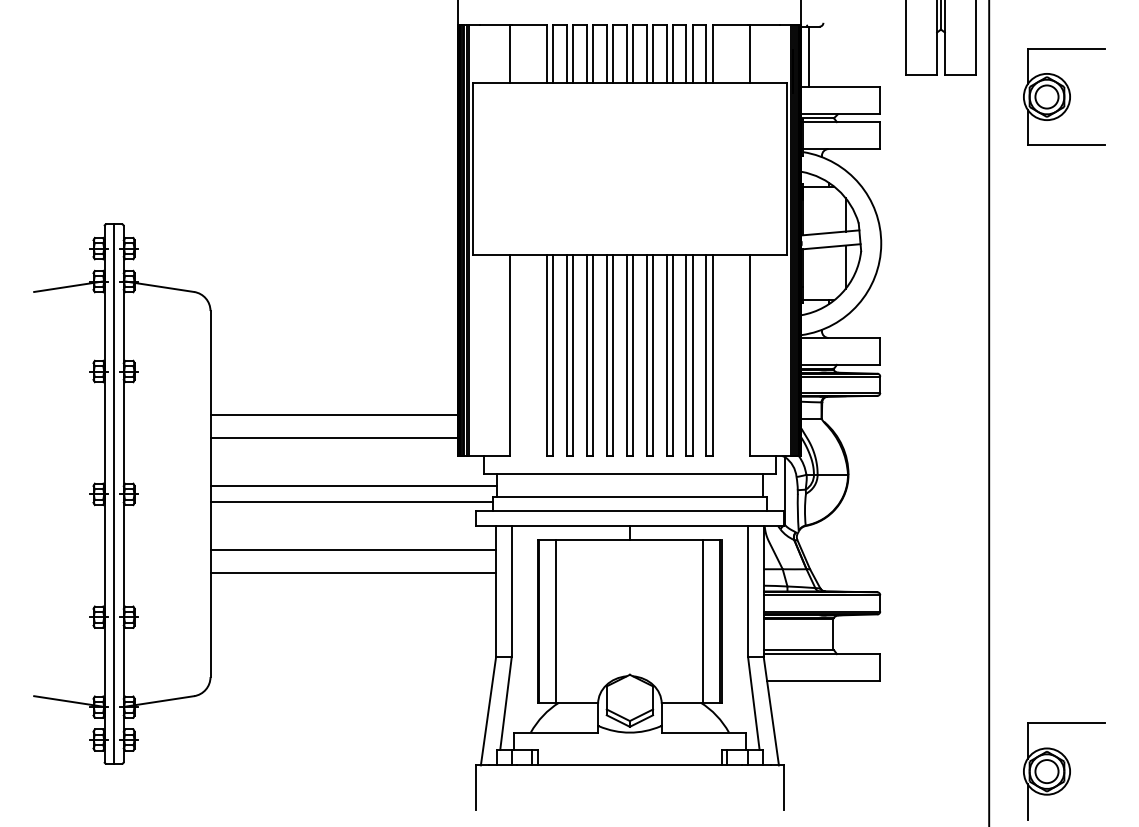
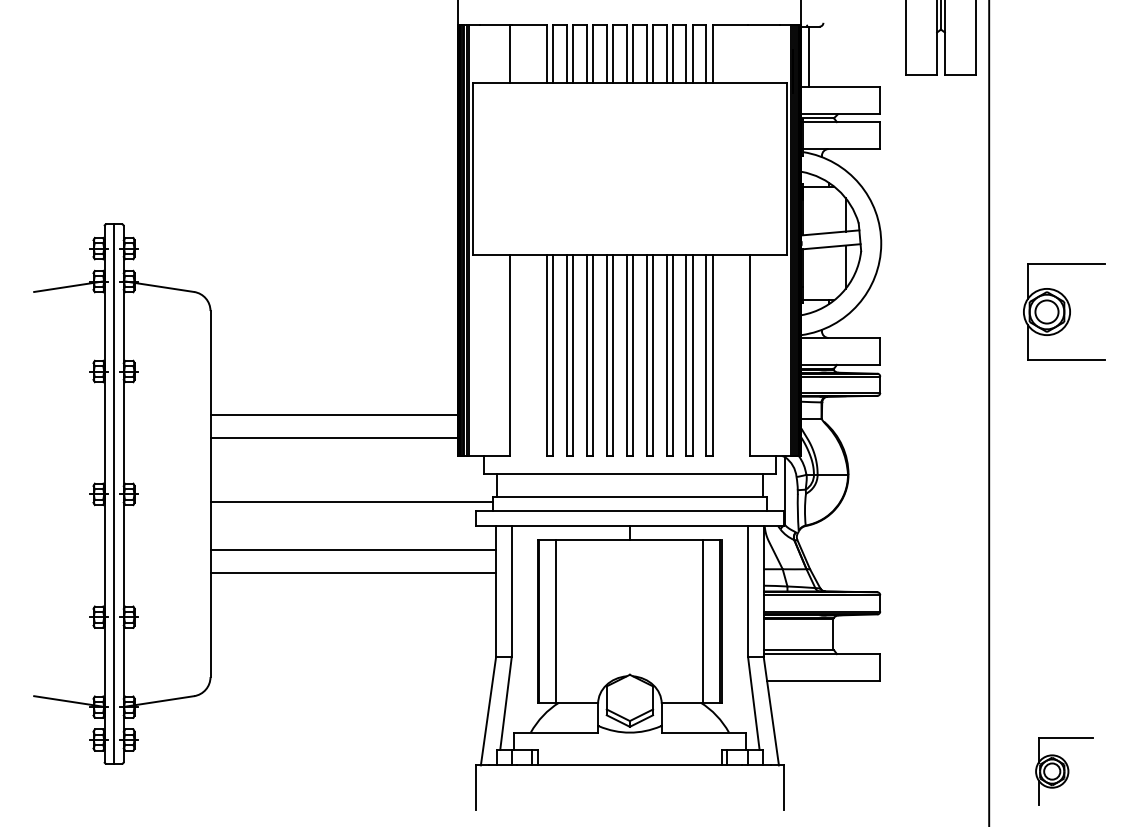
line: present -> none (750, 54)
part position: (1064, 96) -> (1064, 311) (1064, 311)
line: present -> none (353, 486)
part size: 83x99 px -> 59x69 px (1064, 771)
